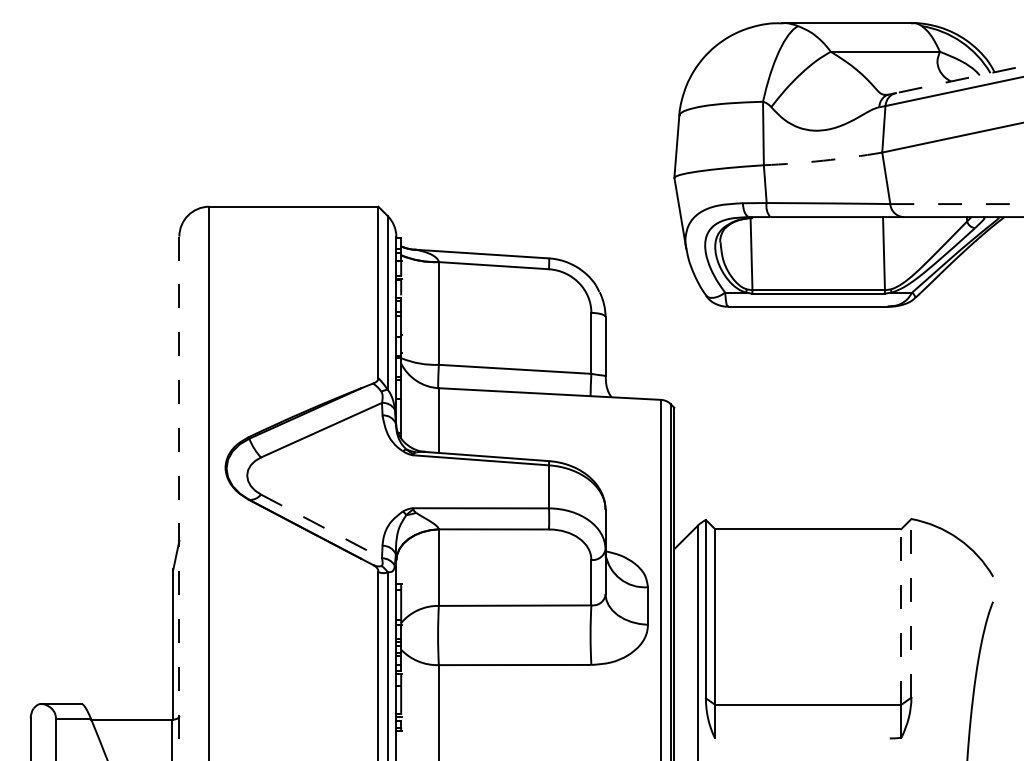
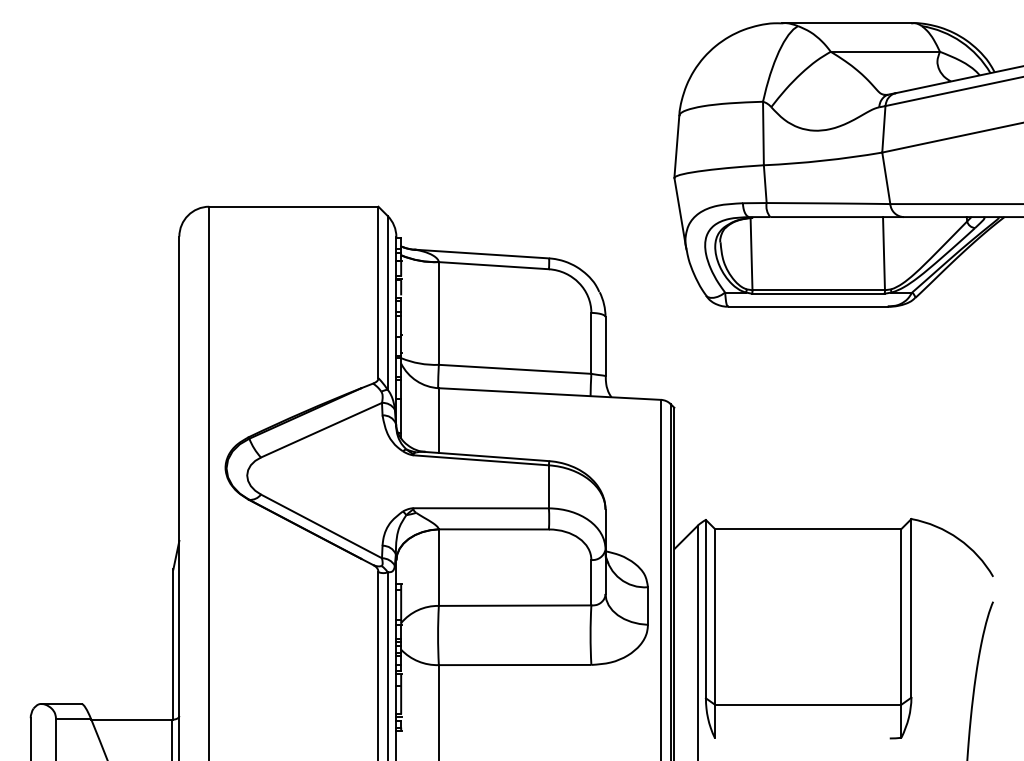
line: dashed -> solid (958, 79)
arc: dashed -> solid (823, 160)
line: dashed -> solid (957, 204)
line: dashed -> solid (179, 498)
line: dashed -> solid (321, 526)
line: dashed -> solid (911, 607)
line: dashed -> solid (901, 616)
